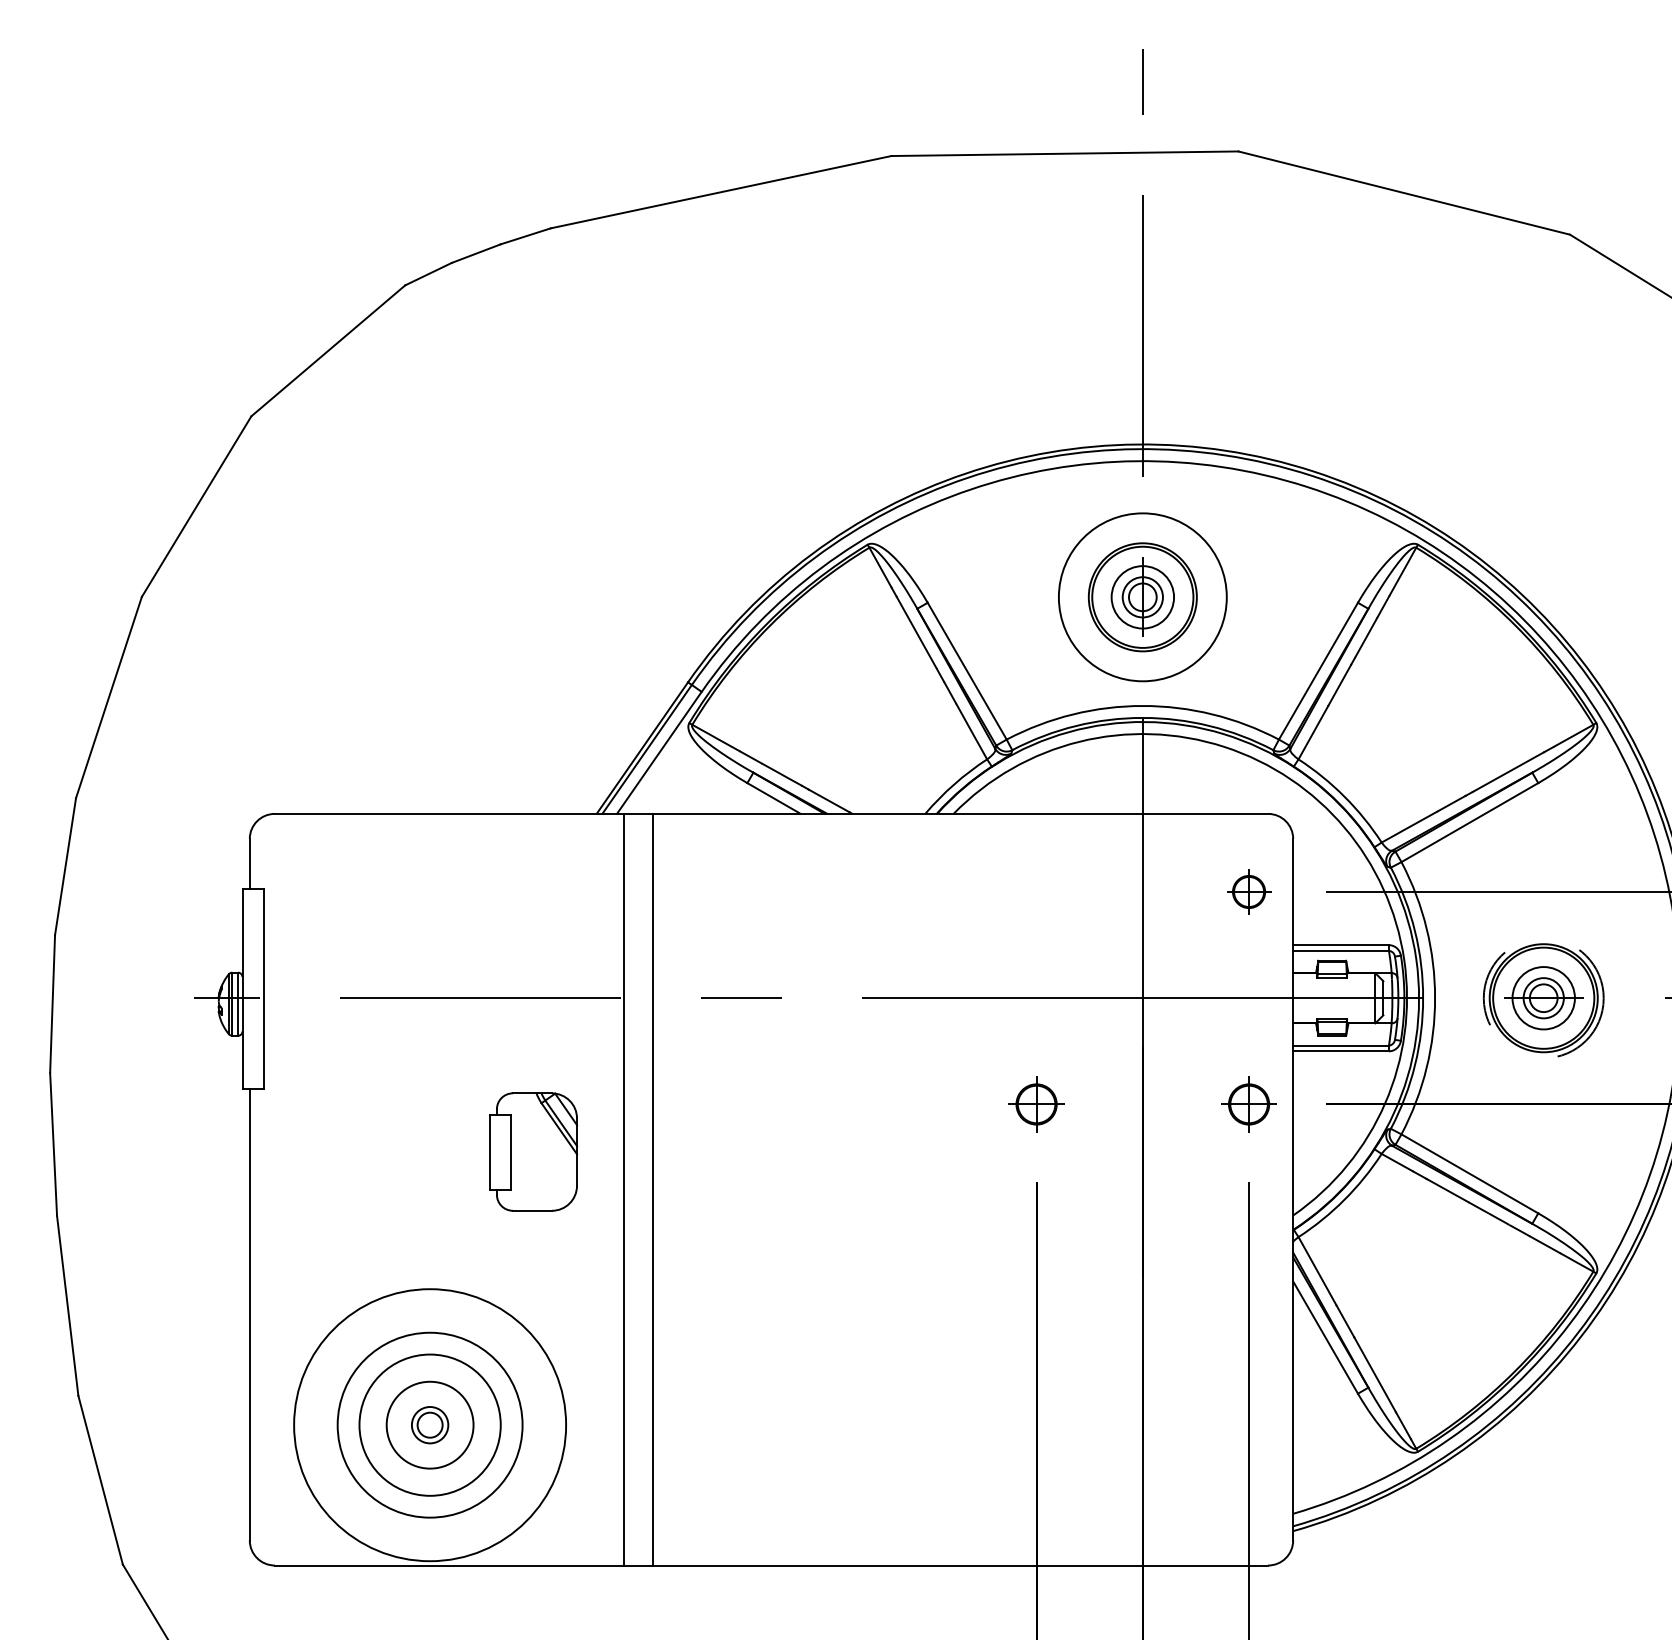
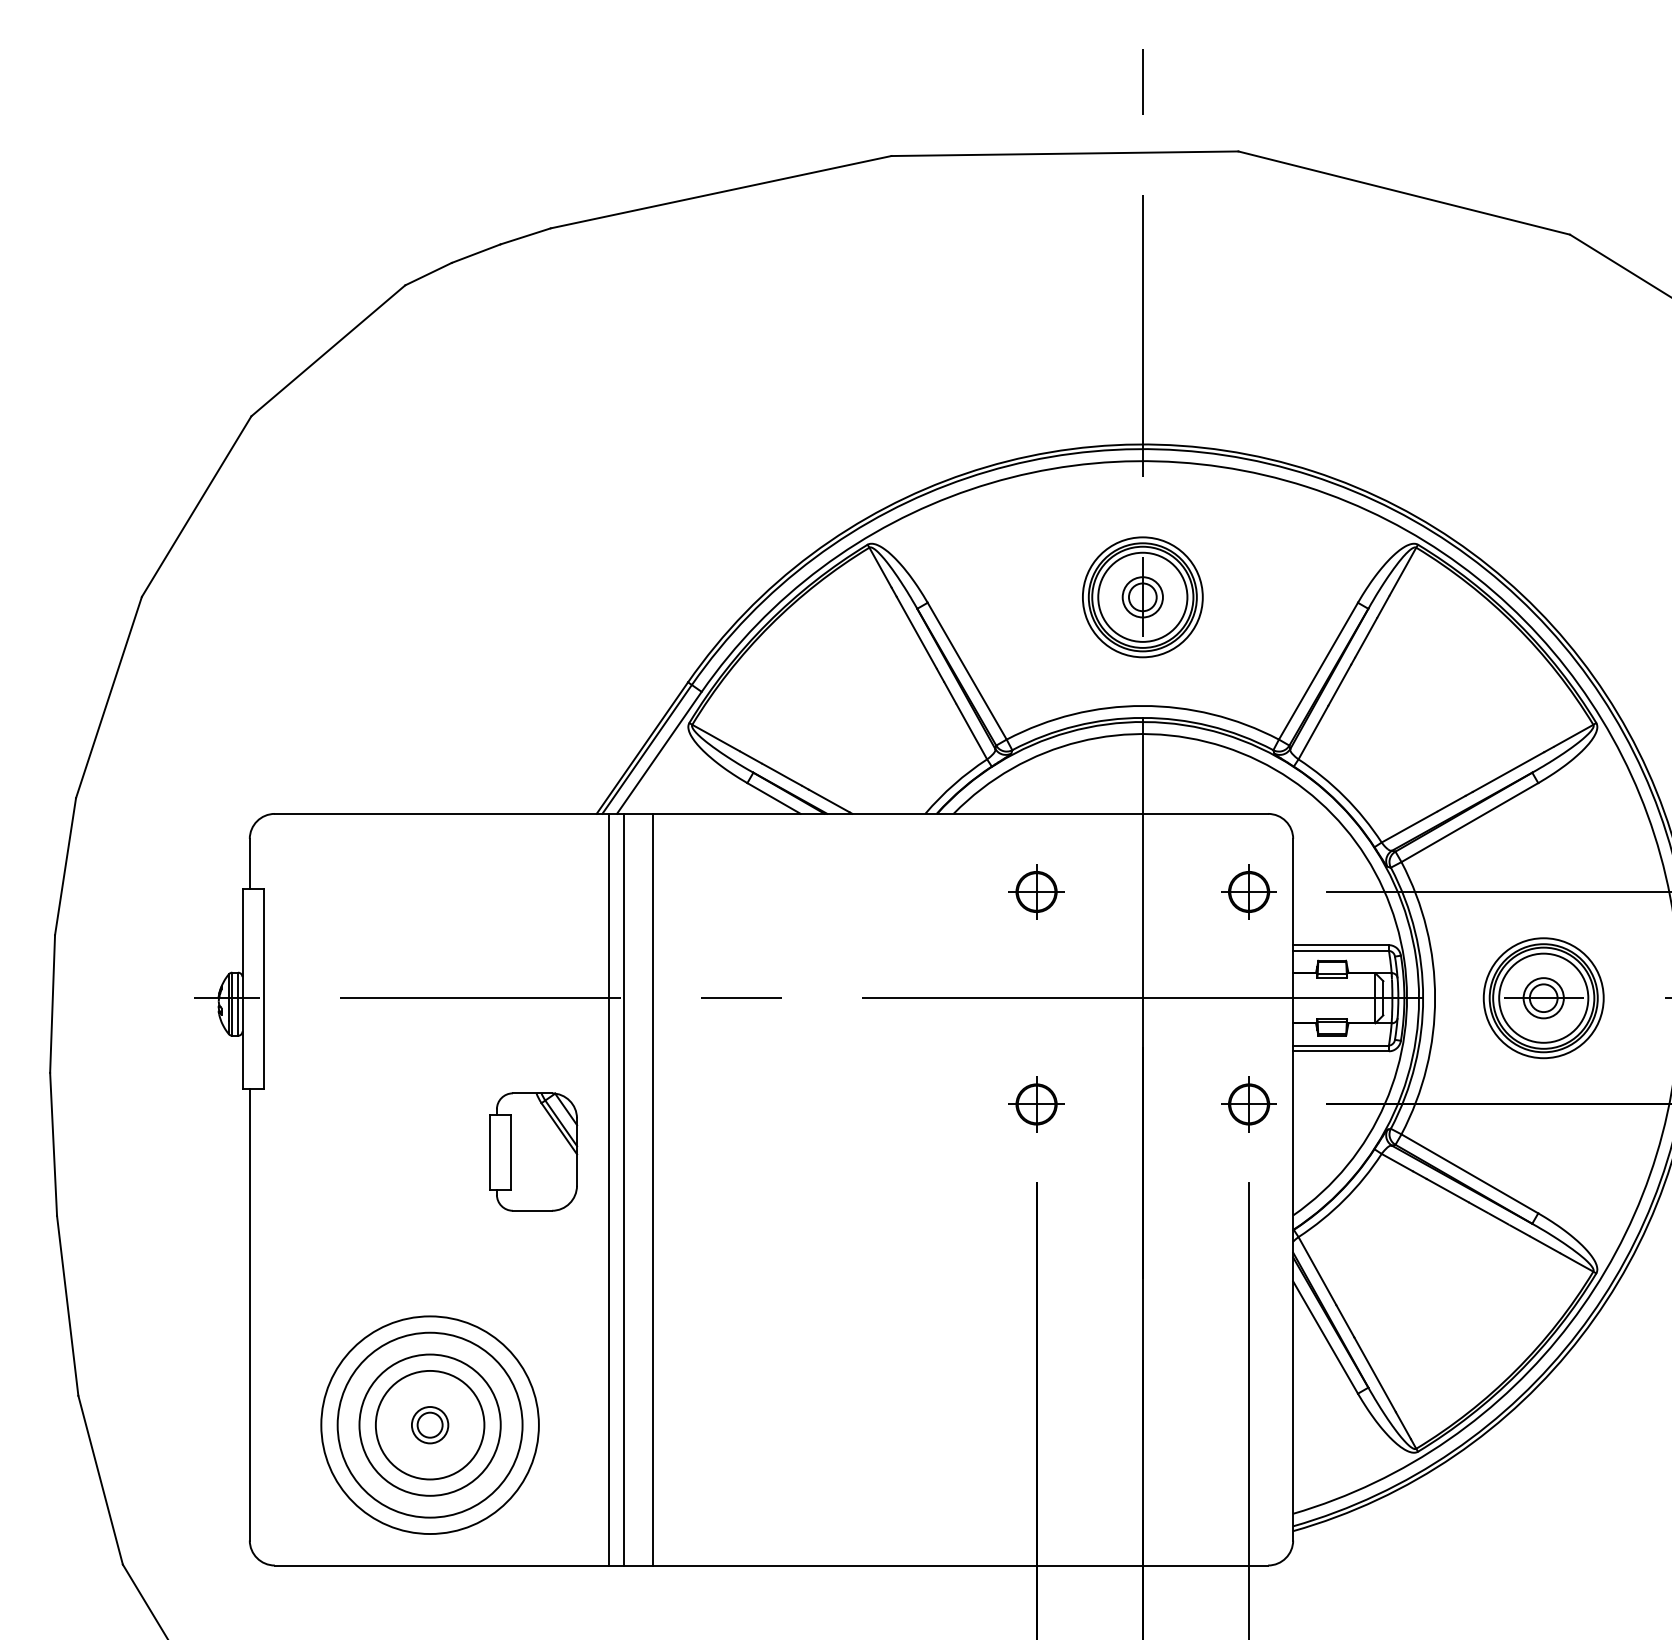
circle diameter: 168 px -> 120 px (1142, 597)
circle diameter: 62 px -> 89 px (1142, 596)
part: none -> present (1036, 891)
part size: 45x46 px -> 56x56 px (1248, 891)
circle diameter: 62 px -> 89 px (1543, 997)
circle: dashed -> solid (1543, 998)
line: none -> present (609, 1189)
circle diameter: 87 px -> 109 px (429, 1424)
circle diameter: 272 px -> 218 px (429, 1425)
